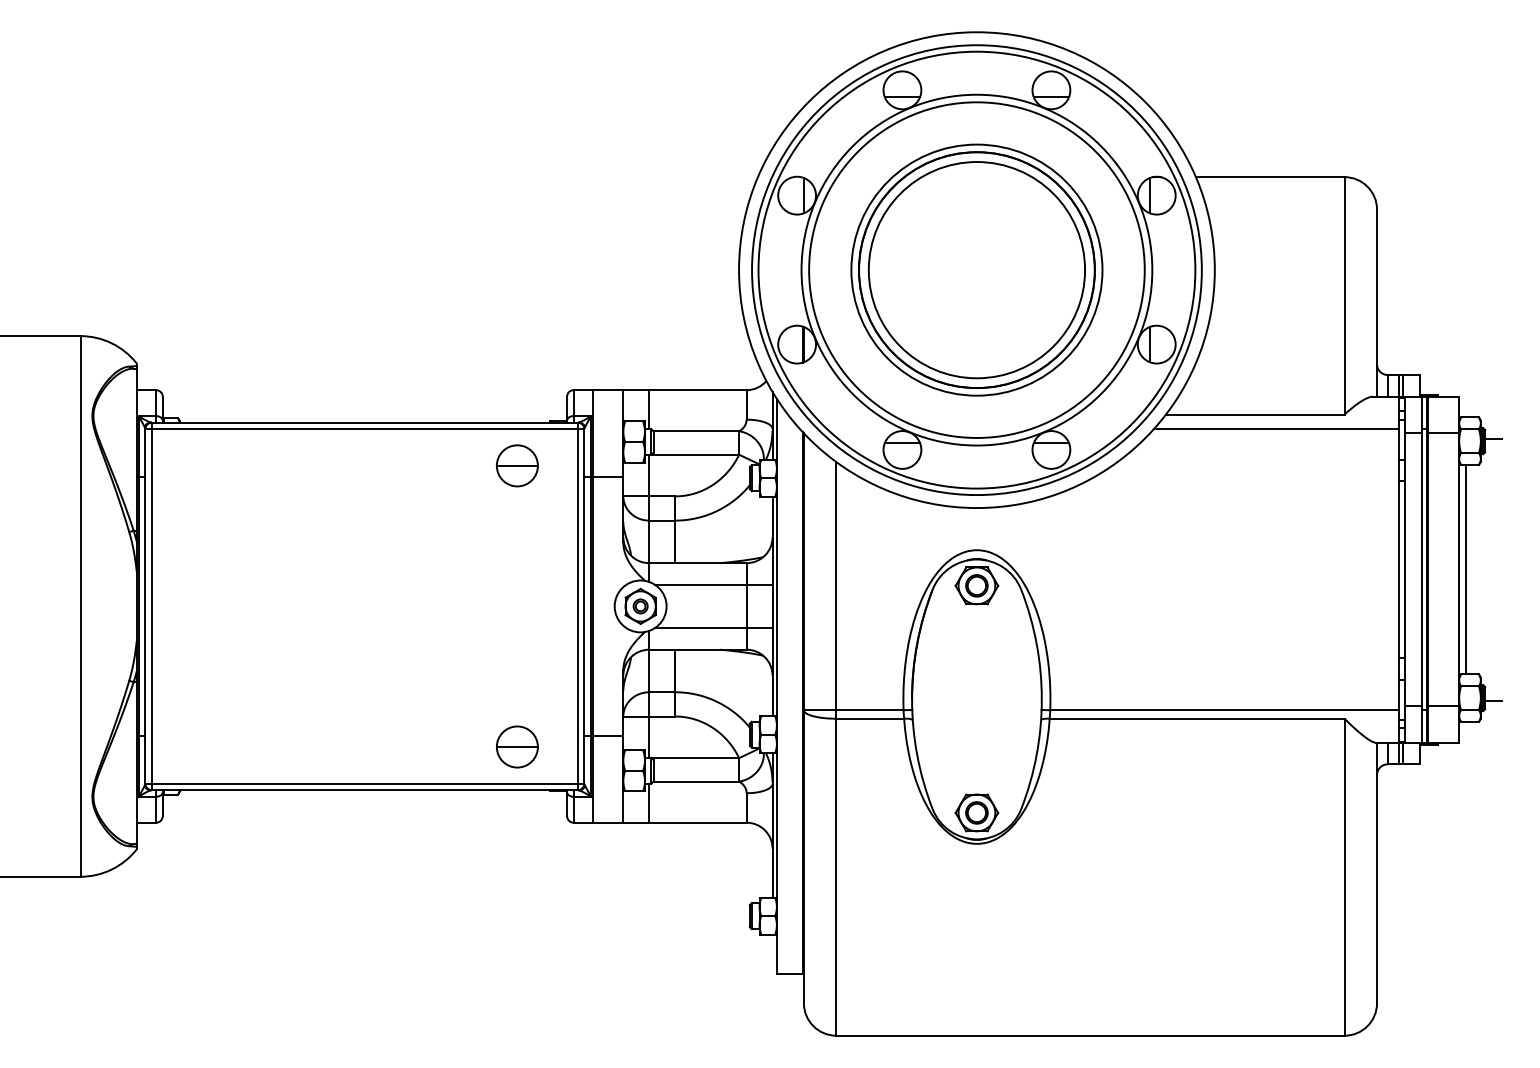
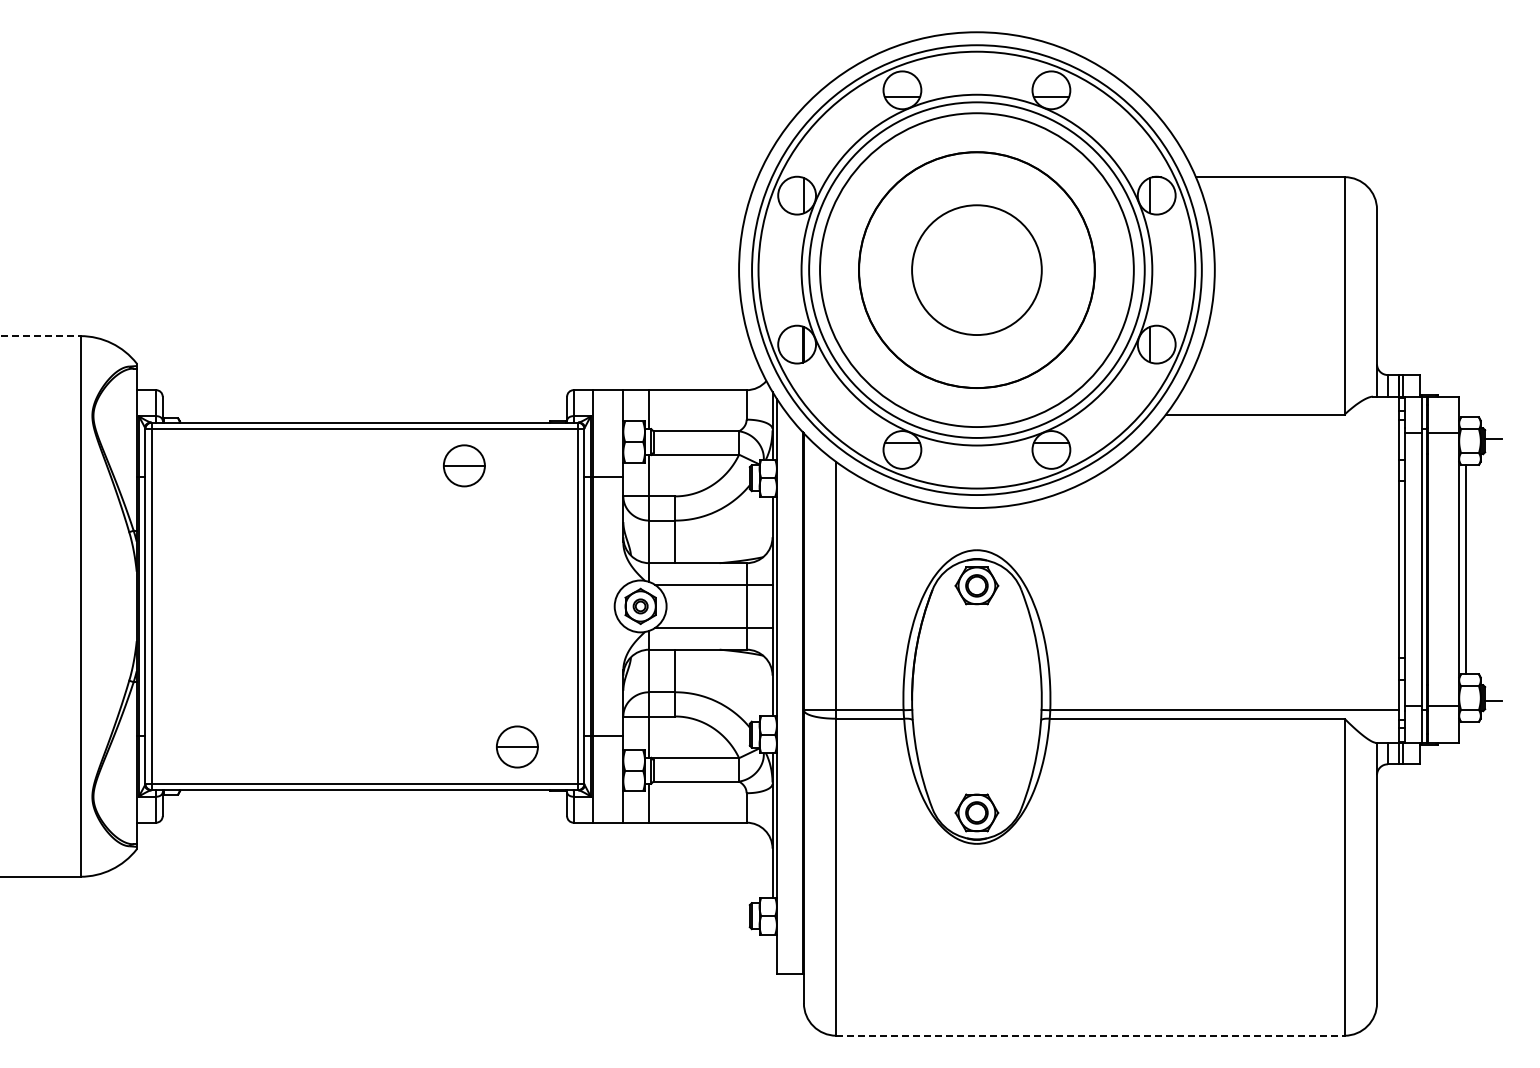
circle diameter: 251 px -> 314 px (976, 270)
circle diameter: 216 px -> 130 px (976, 270)
line: solid -> dashed (40, 336)
line: present -> none (1275, 429)
part position: (517, 465) -> (464, 465) (464, 465)
line: solid -> dashed (1090, 1035)
